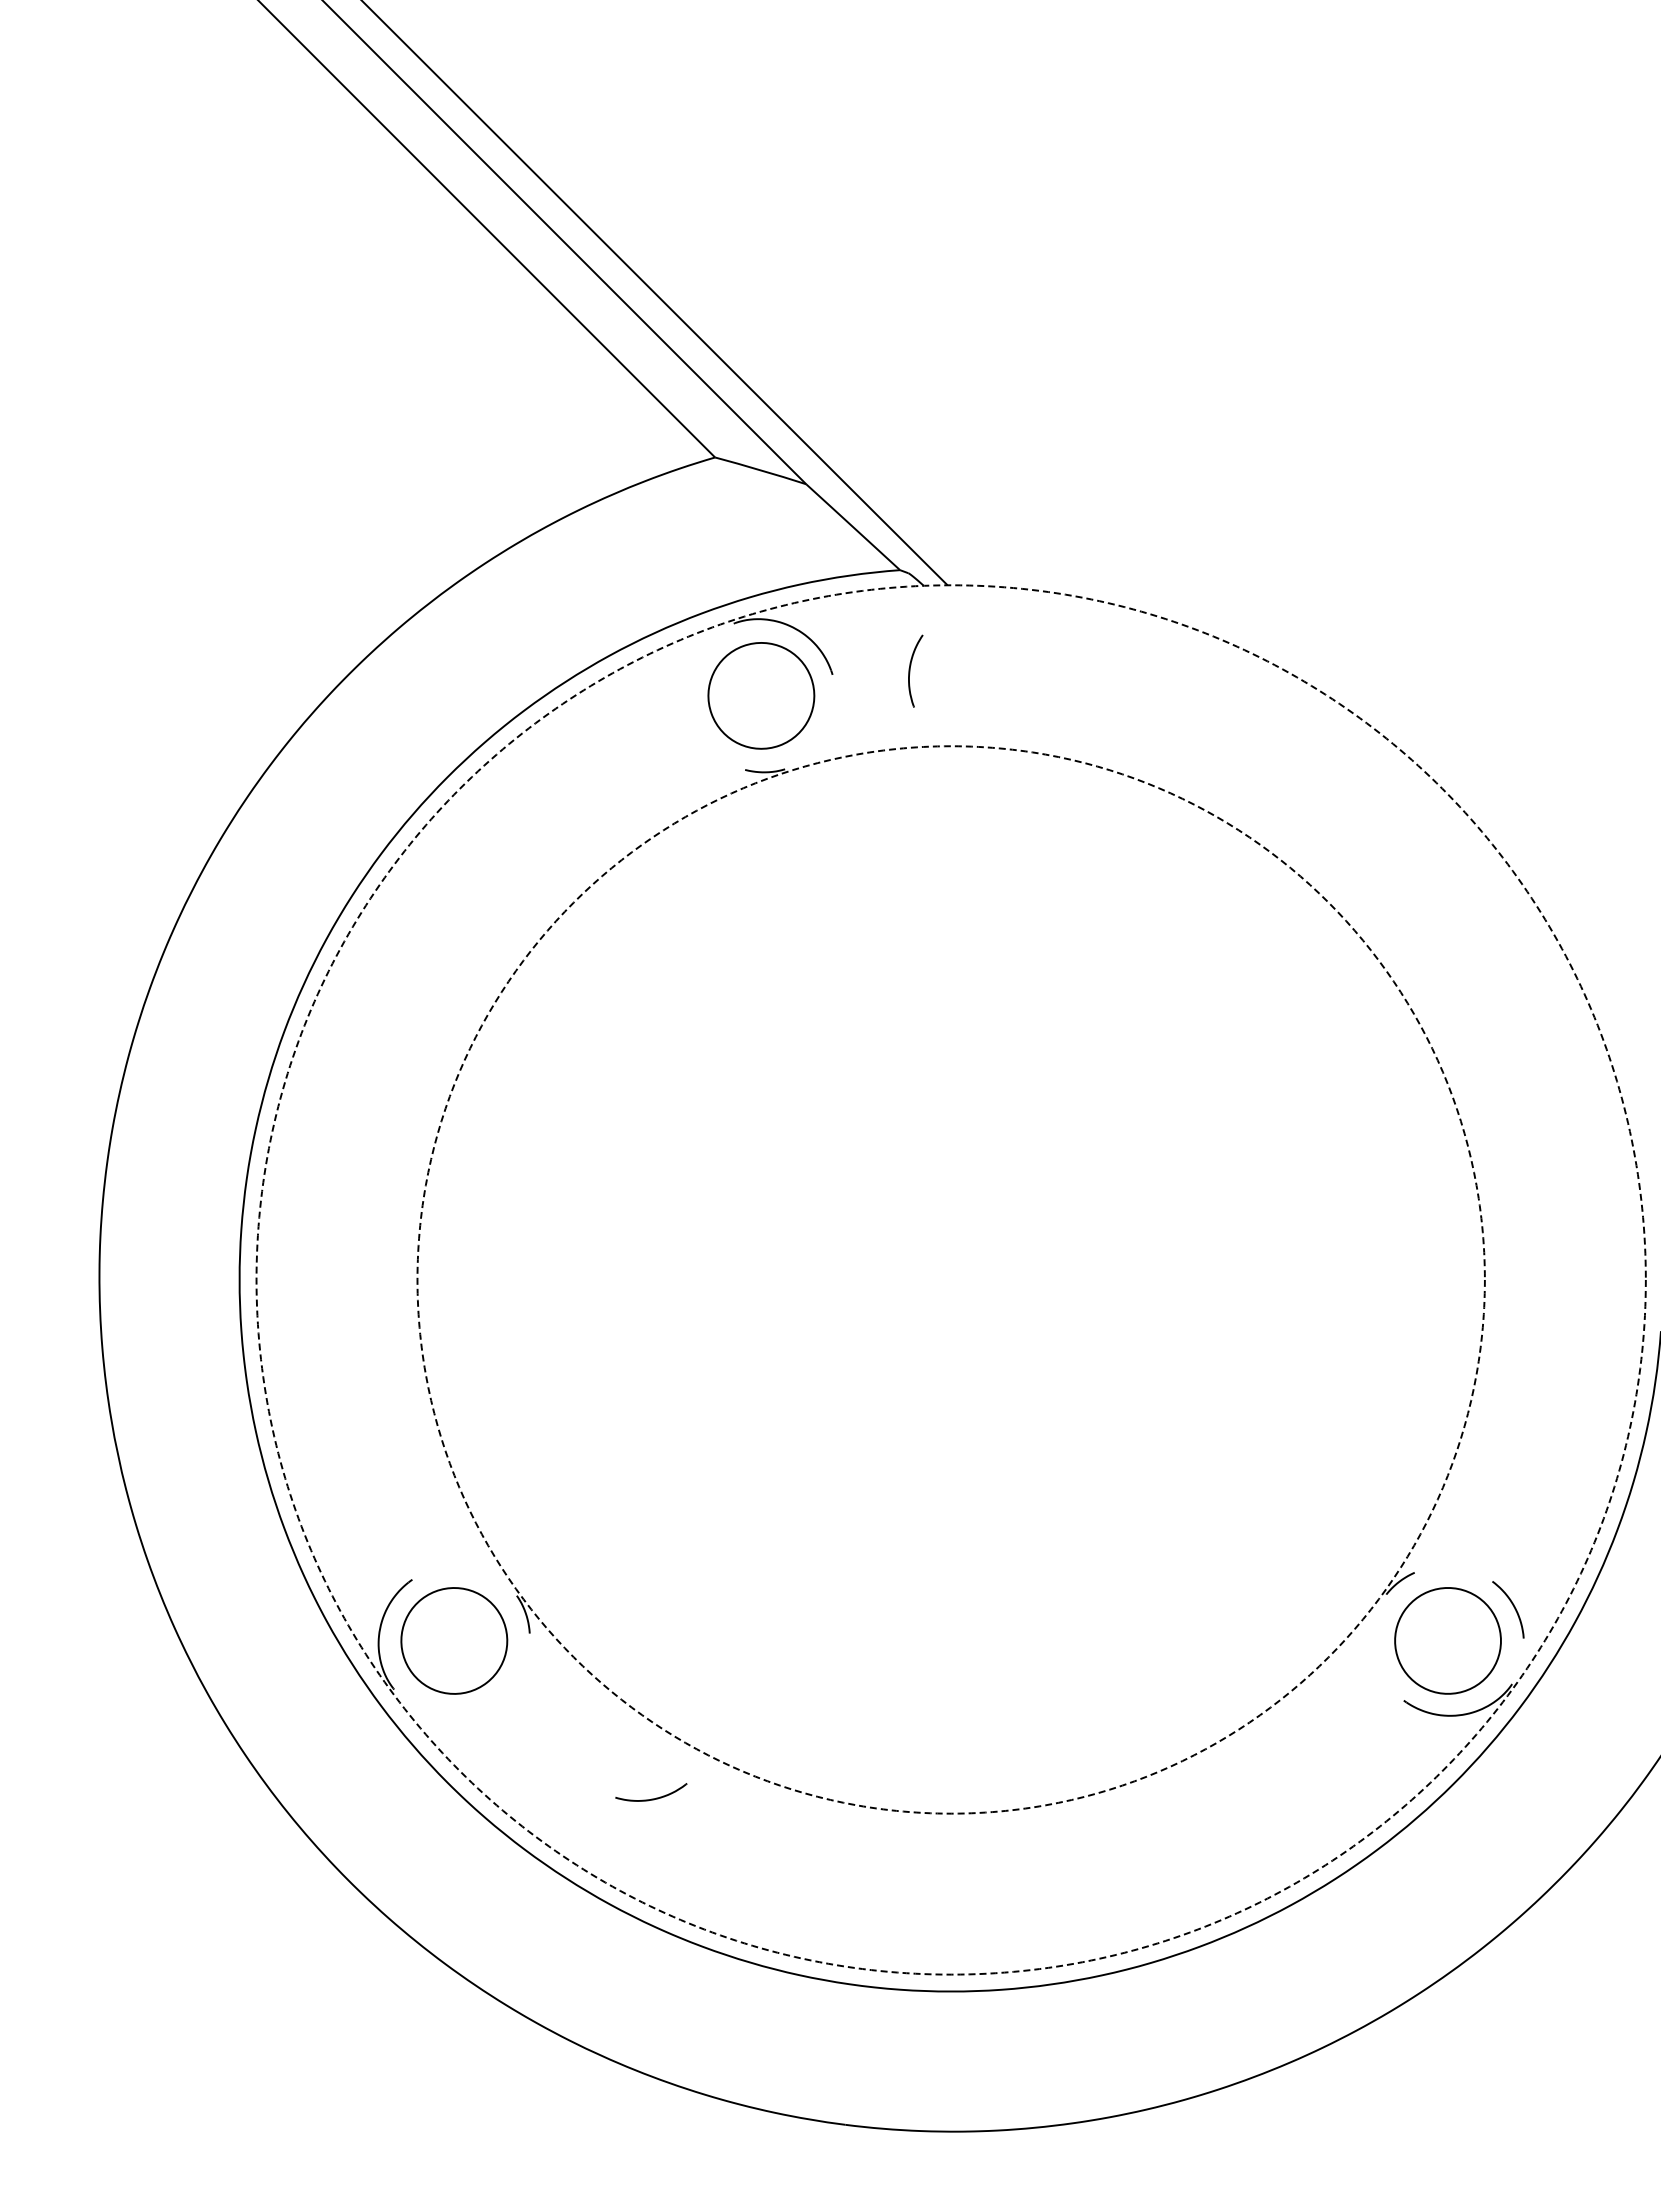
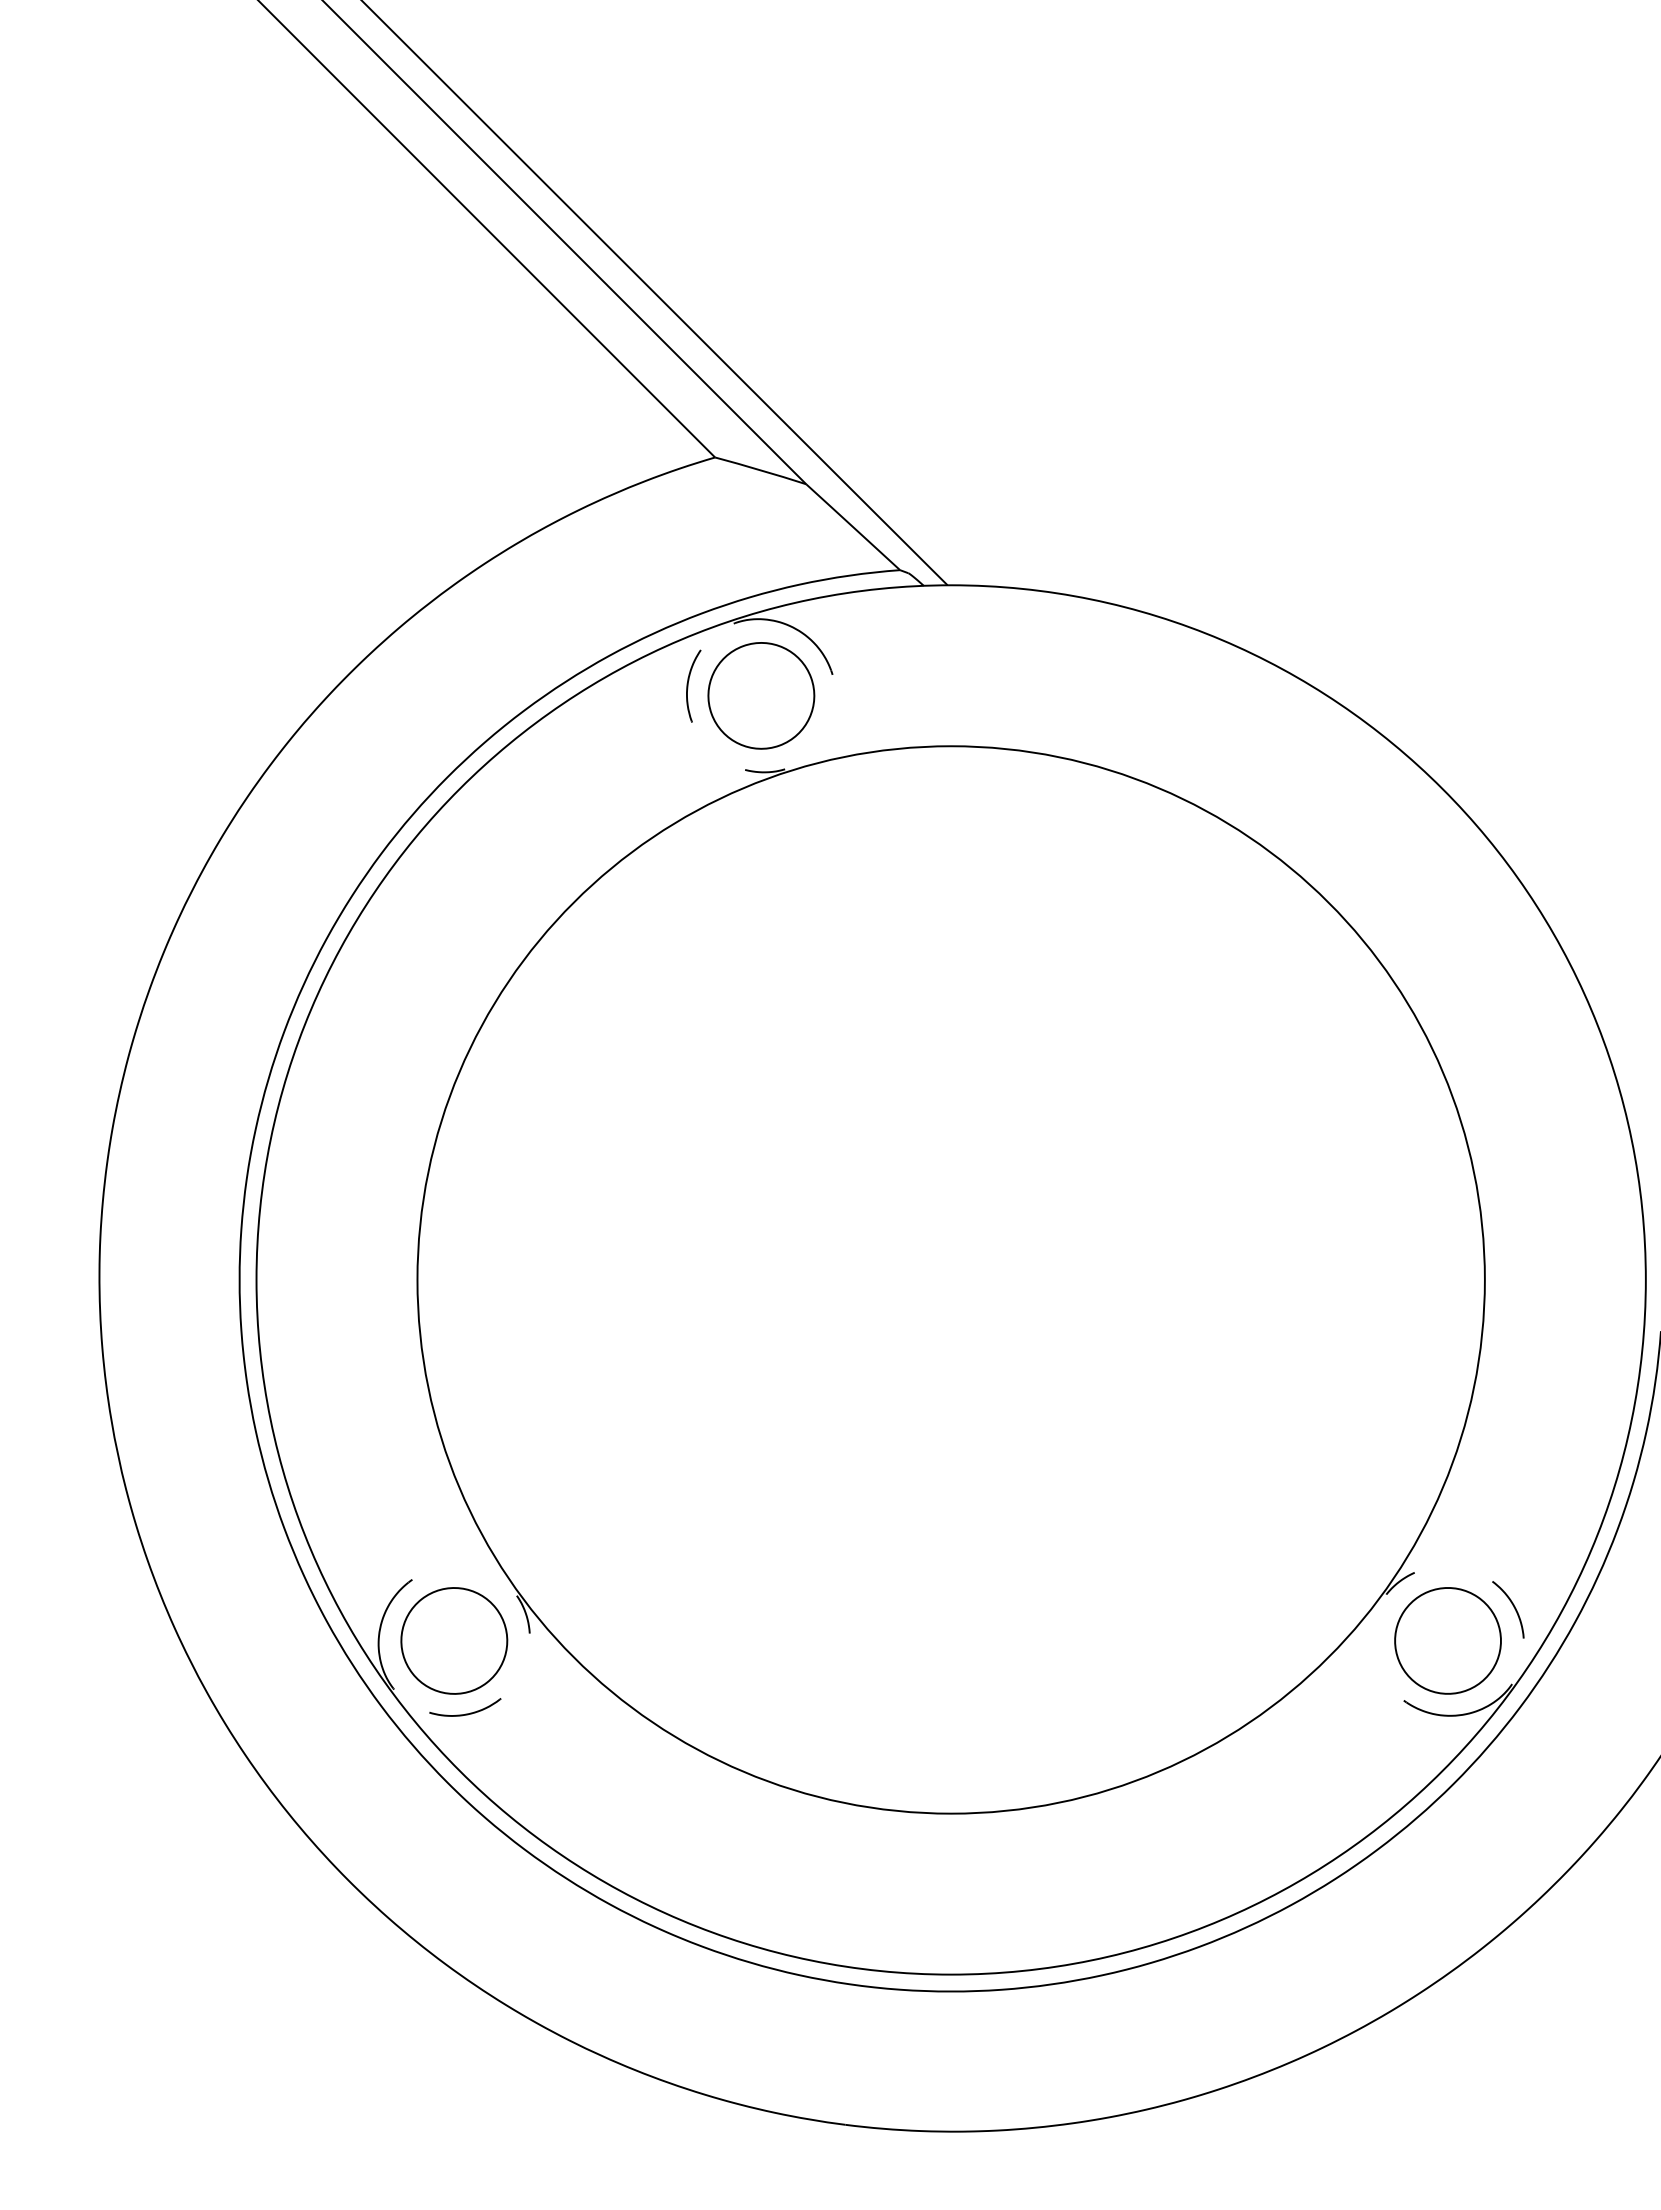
part position: (915, 670) -> (693, 685) (693, 685)
circle: dashed -> solid (950, 1279)
circle: dashed -> solid (950, 1279)
part position: (651, 1792) -> (465, 1707) (465, 1707)
